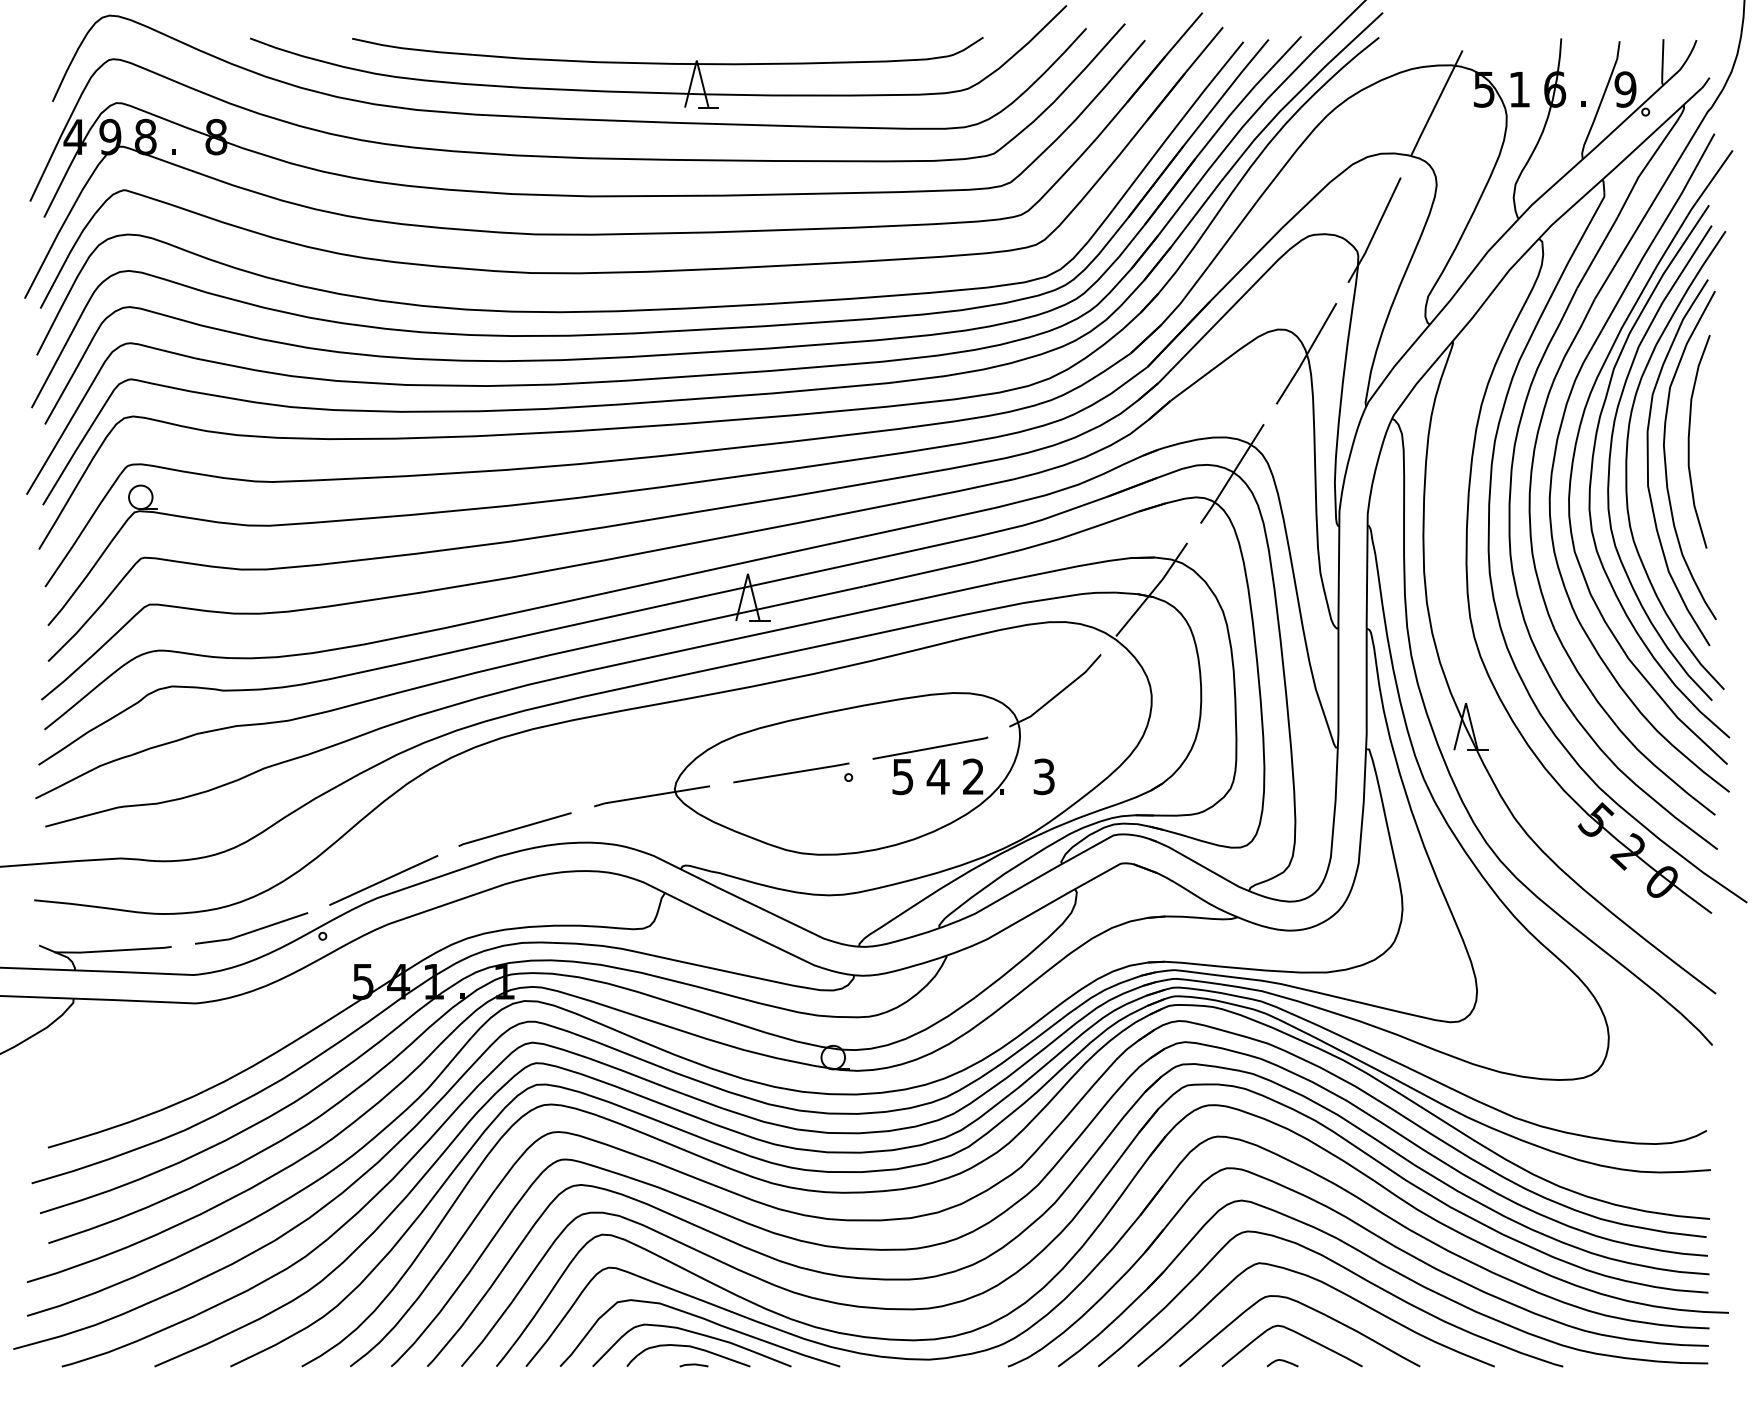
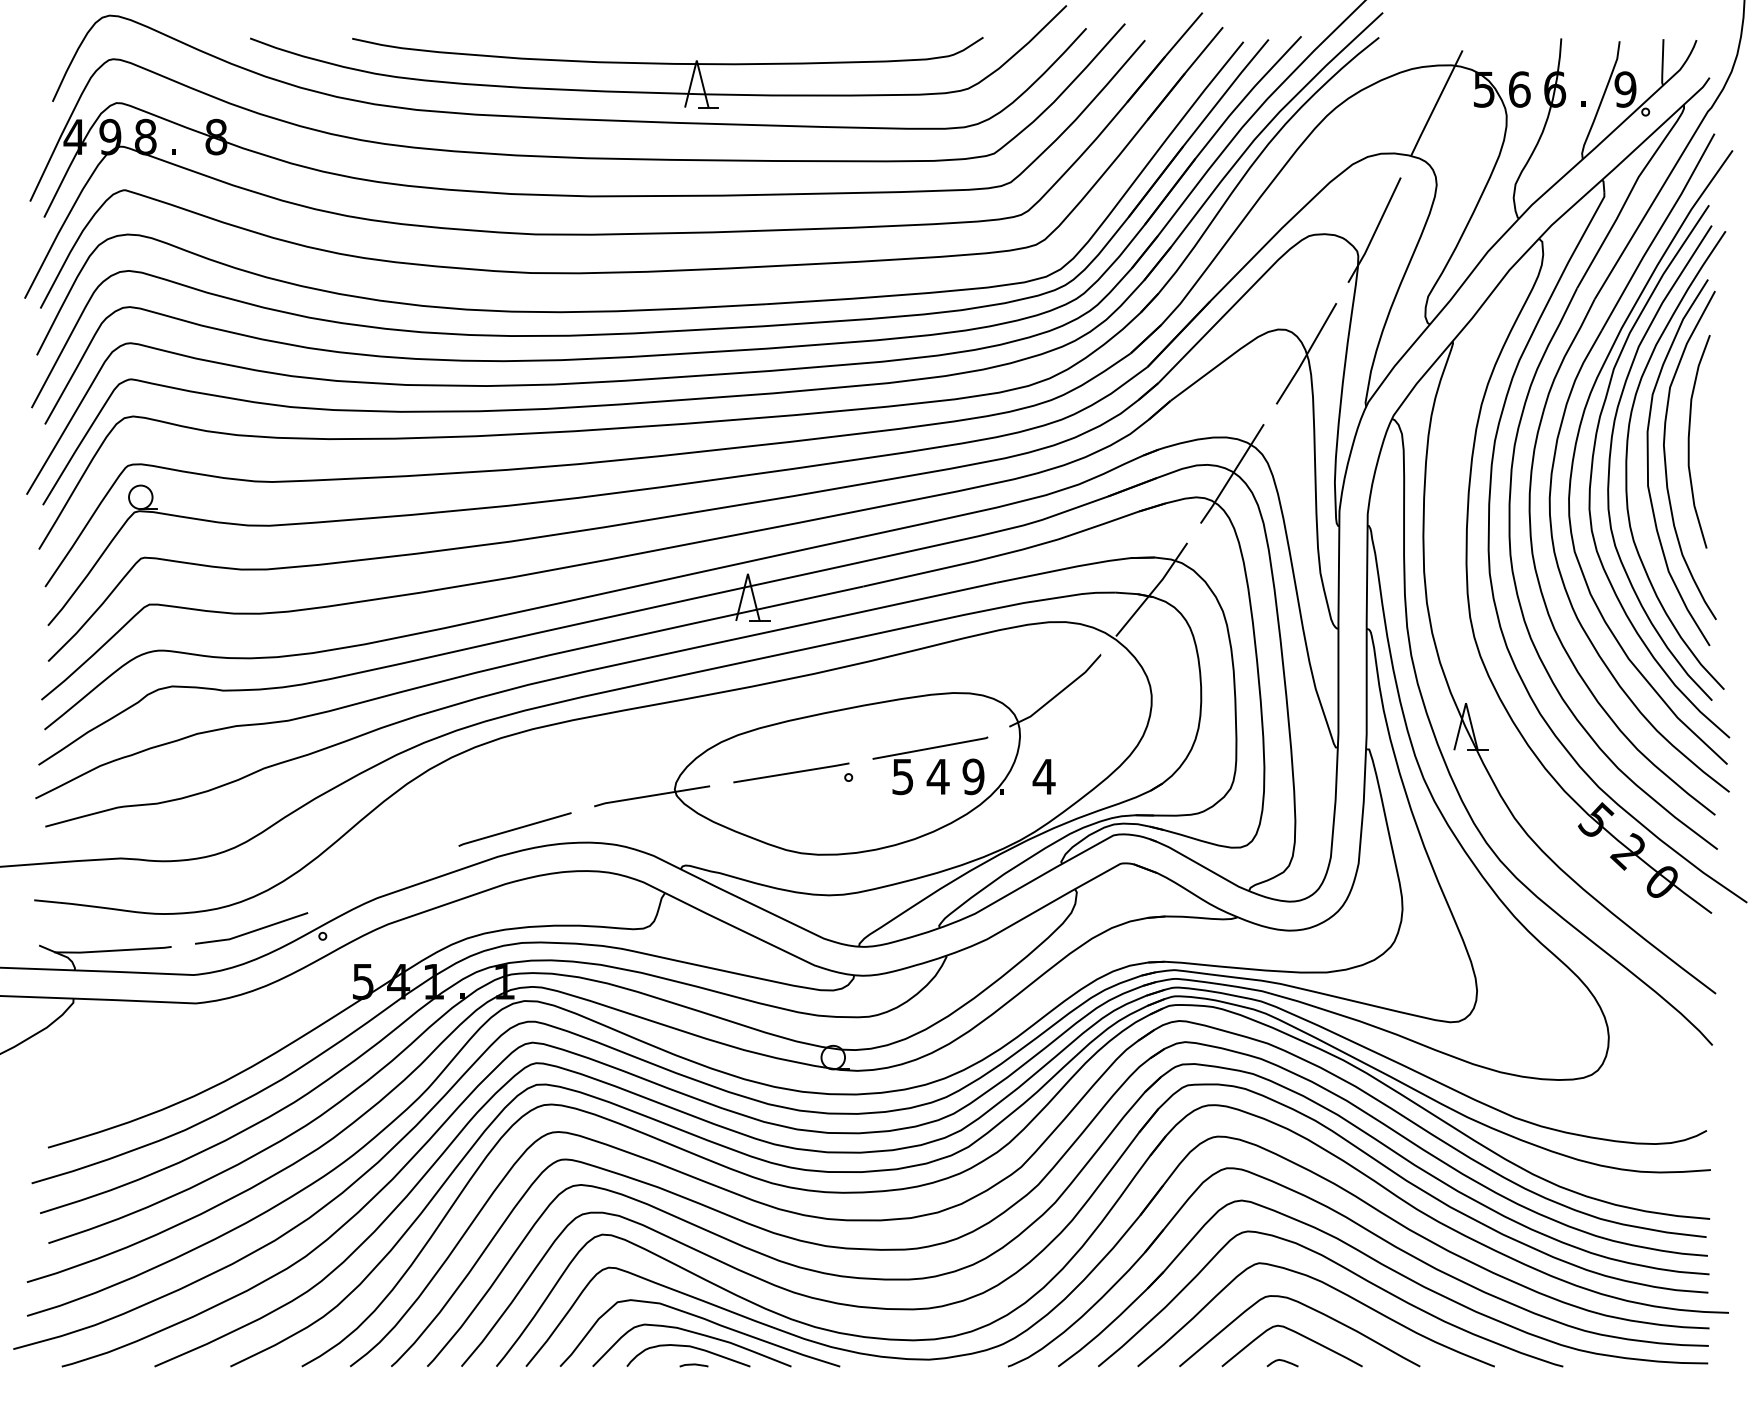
text: 1 -> 6 (1519, 89)
text: 2 -> 9 (973, 776)
text: 3 -> 4 (1043, 776)
line: present -> none (383, 880)
